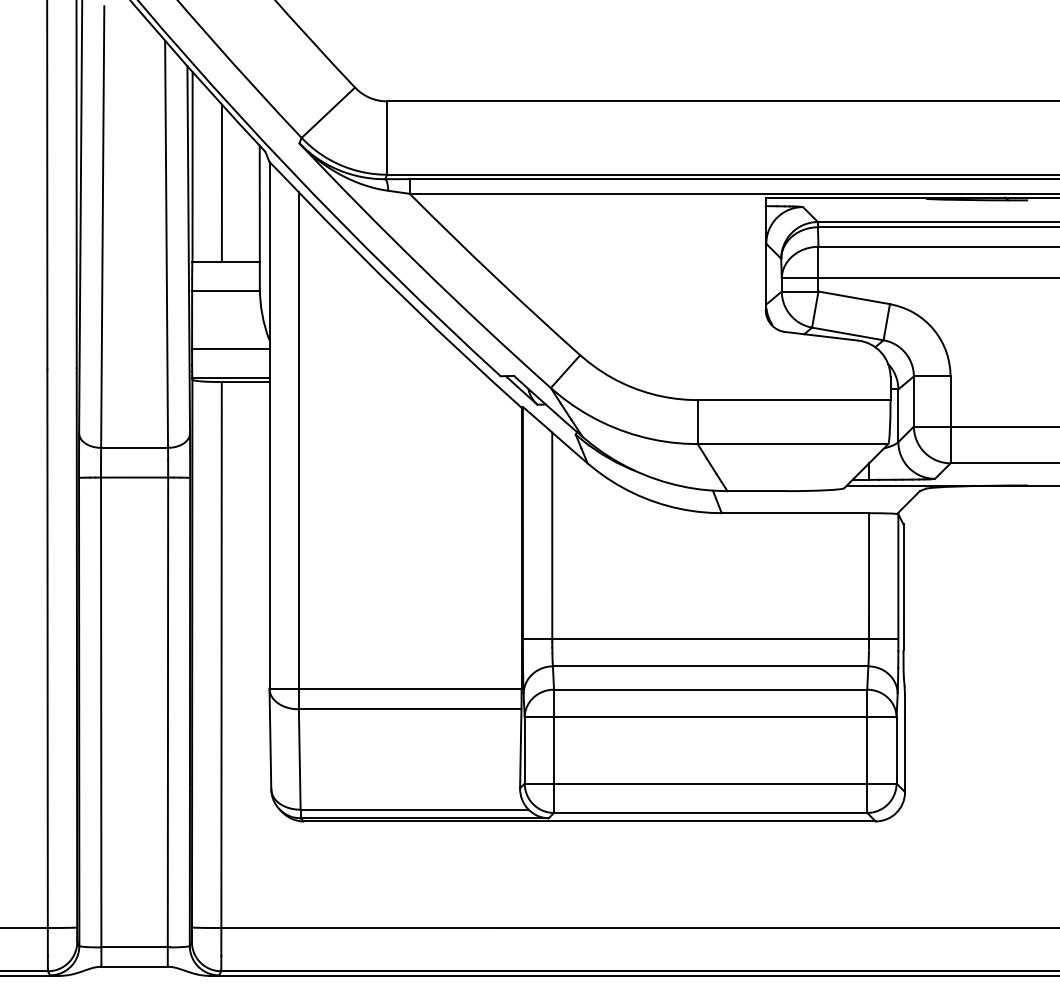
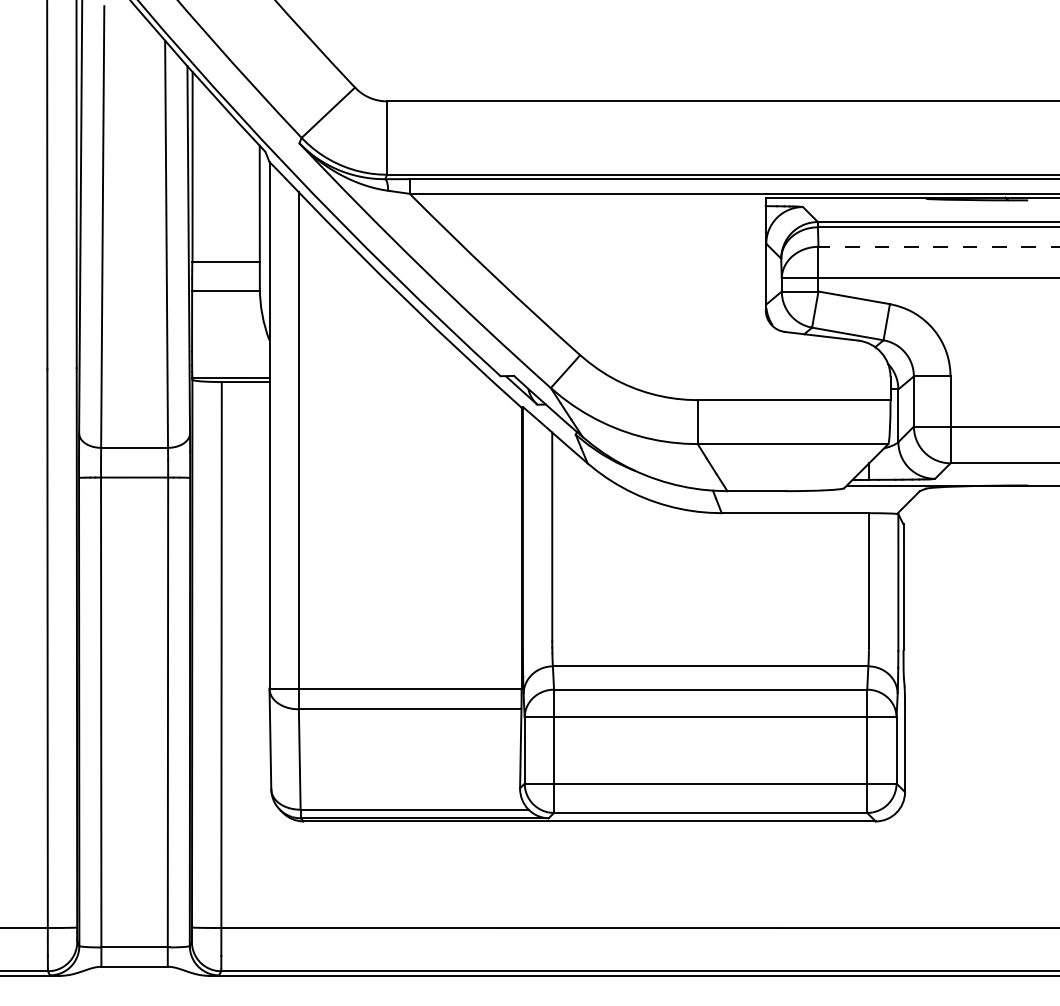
line: present -> none (221, 182)
line: solid -> dashed (938, 246)
line: present -> none (230, 348)
line: present -> none (710, 638)
